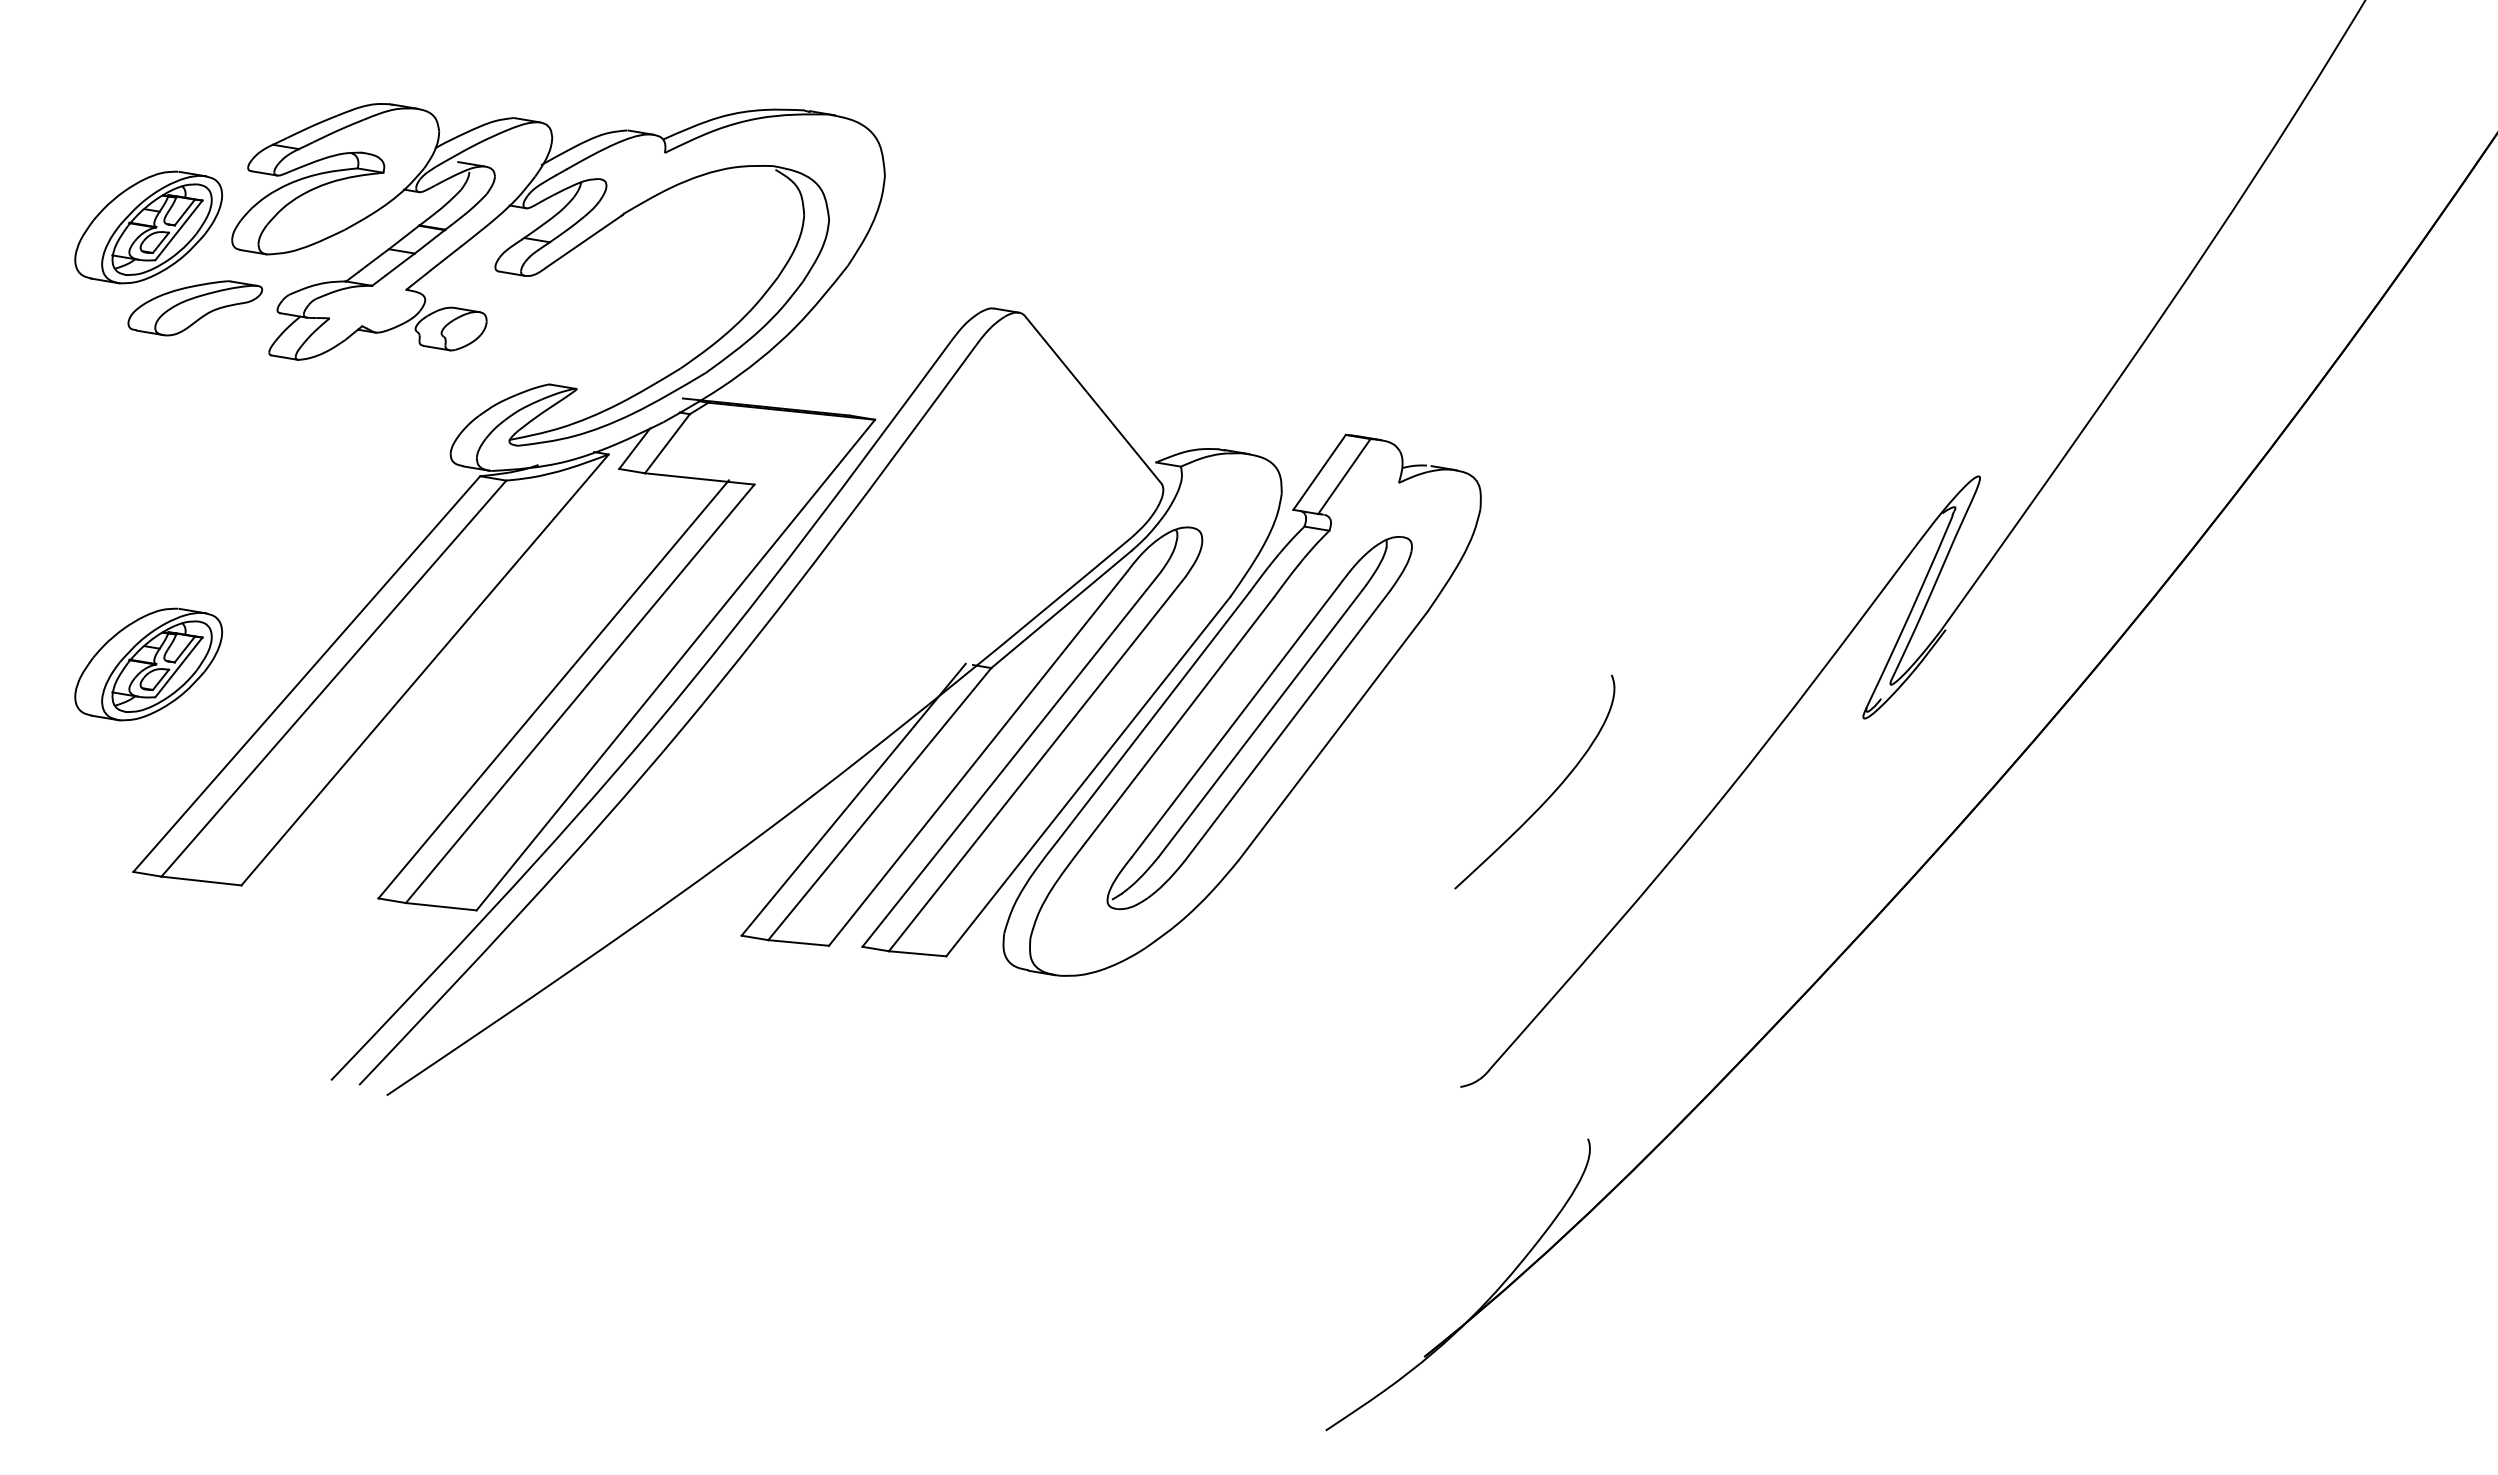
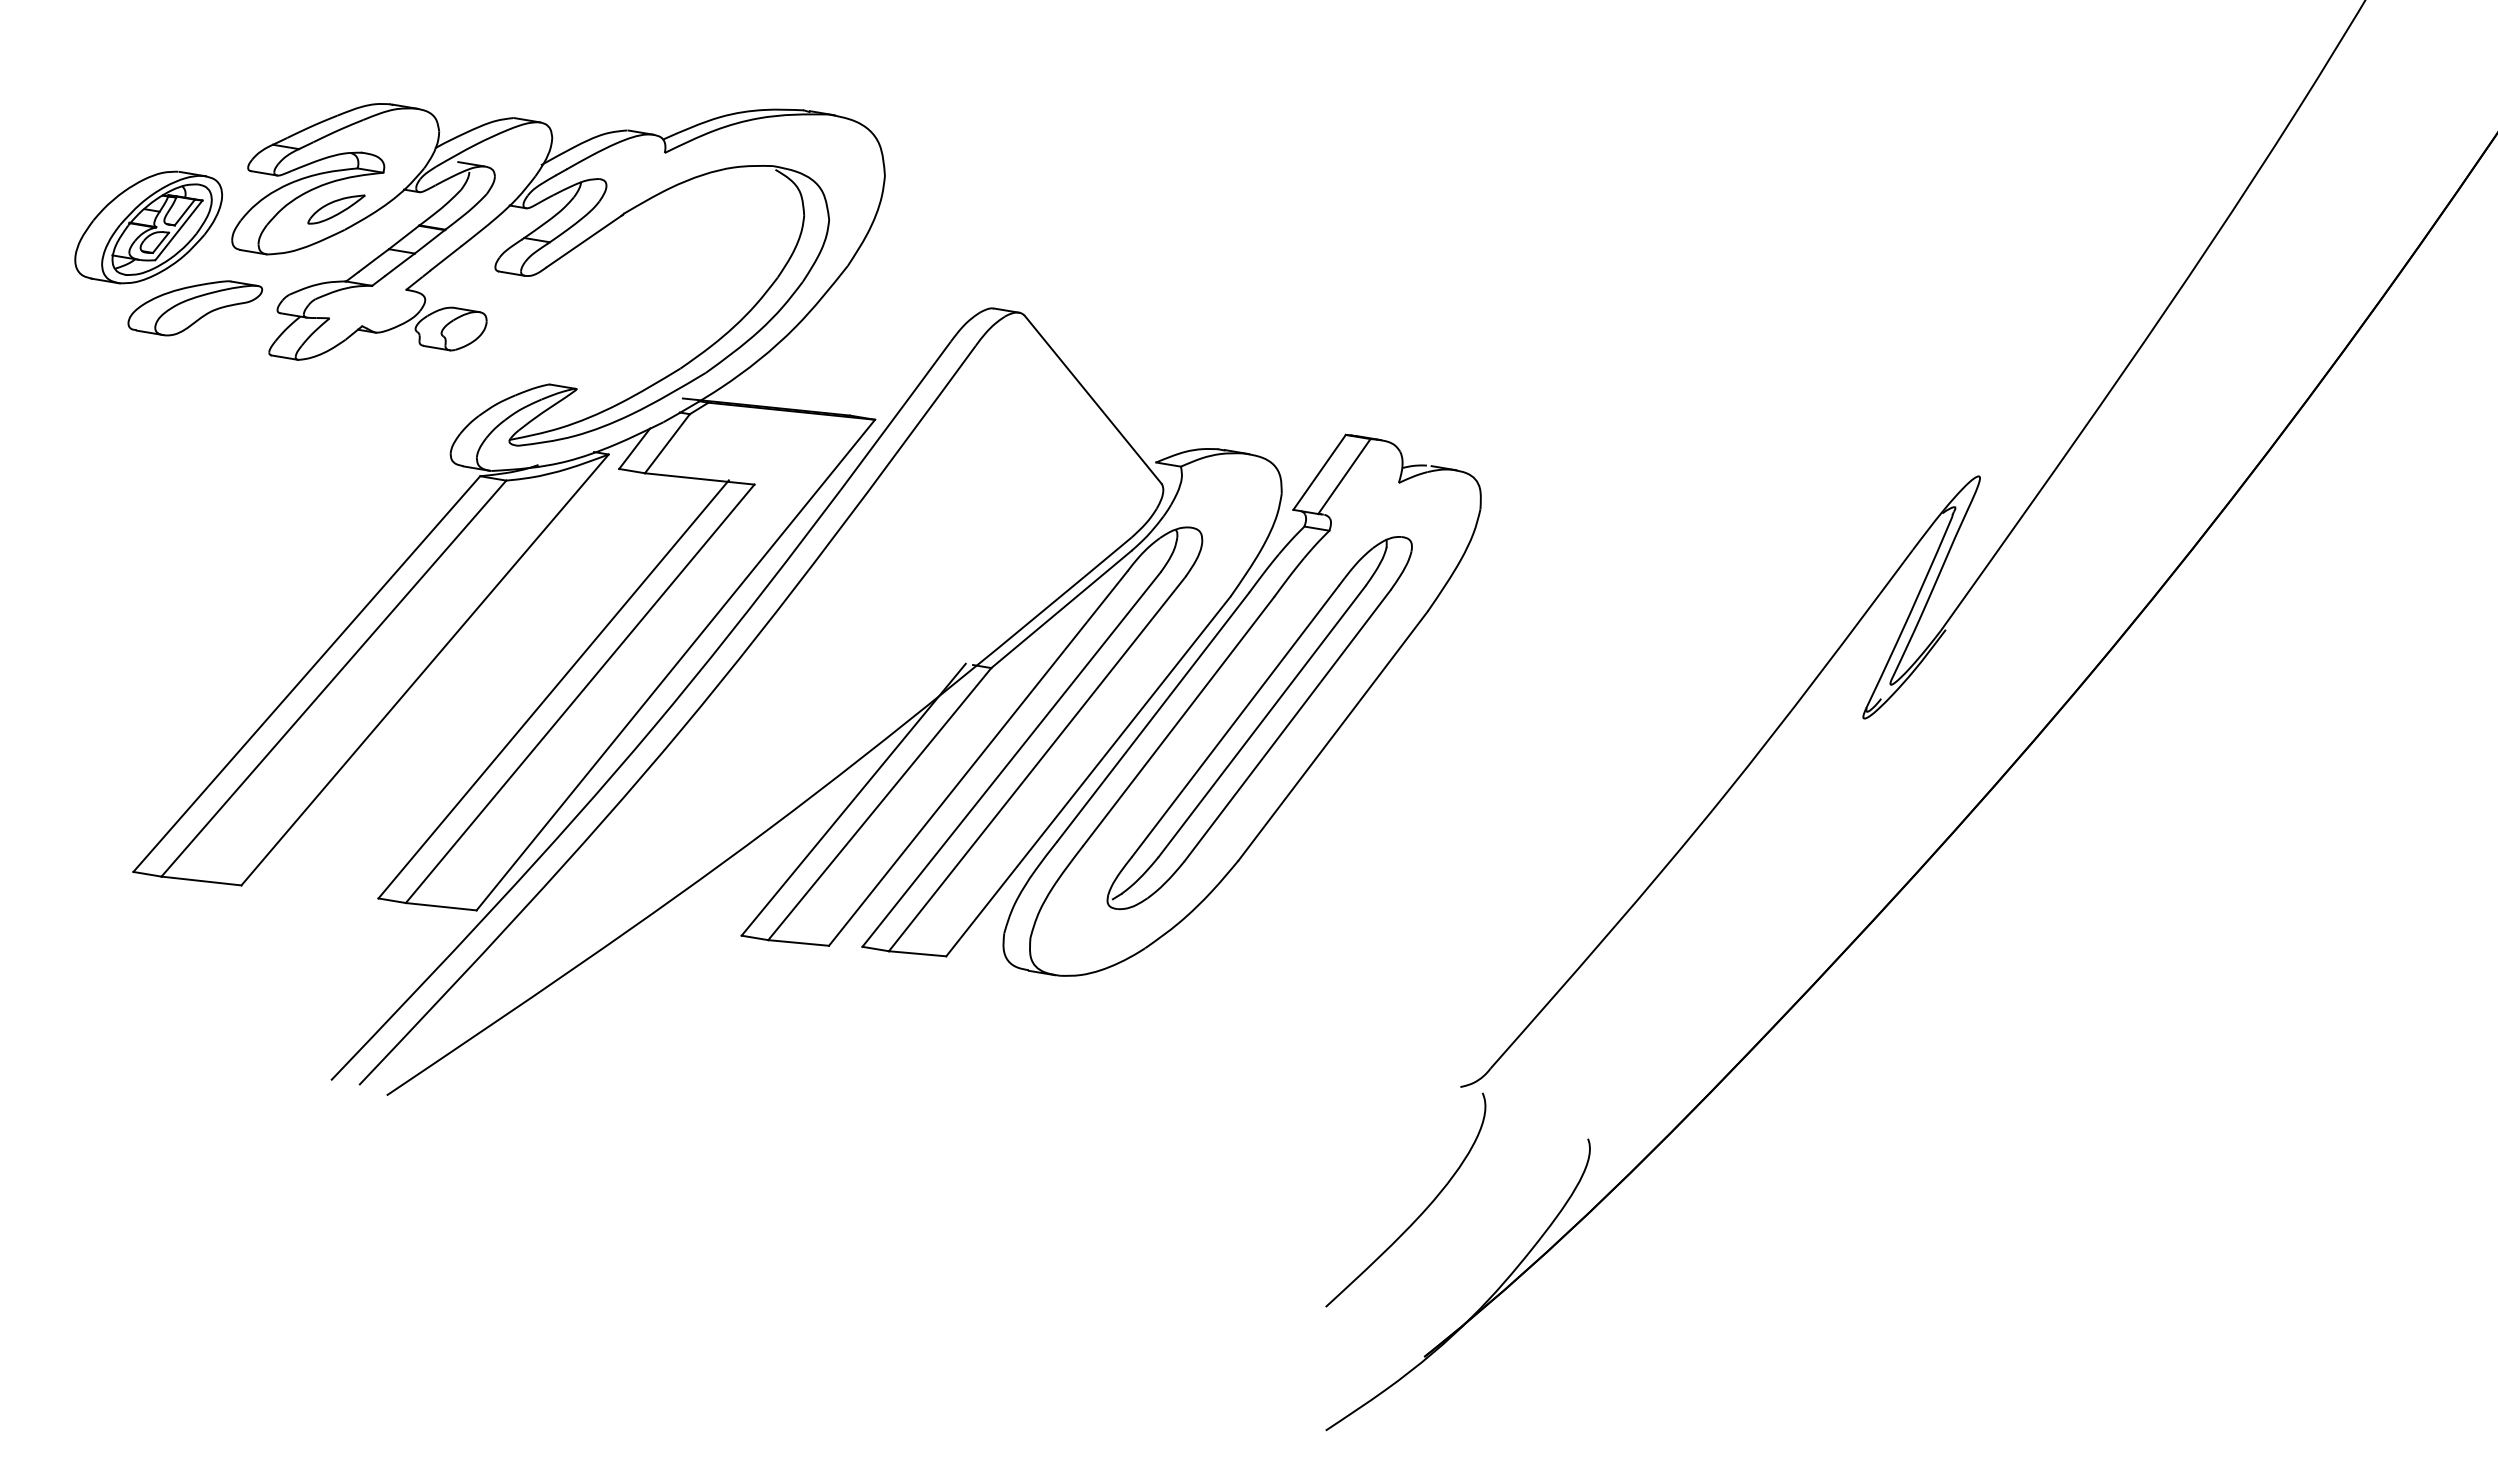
part: none -> present (336, 209)
part: present -> none (148, 664)
curve position: (1549, 795) -> (1420, 1213) (1420, 1213)
